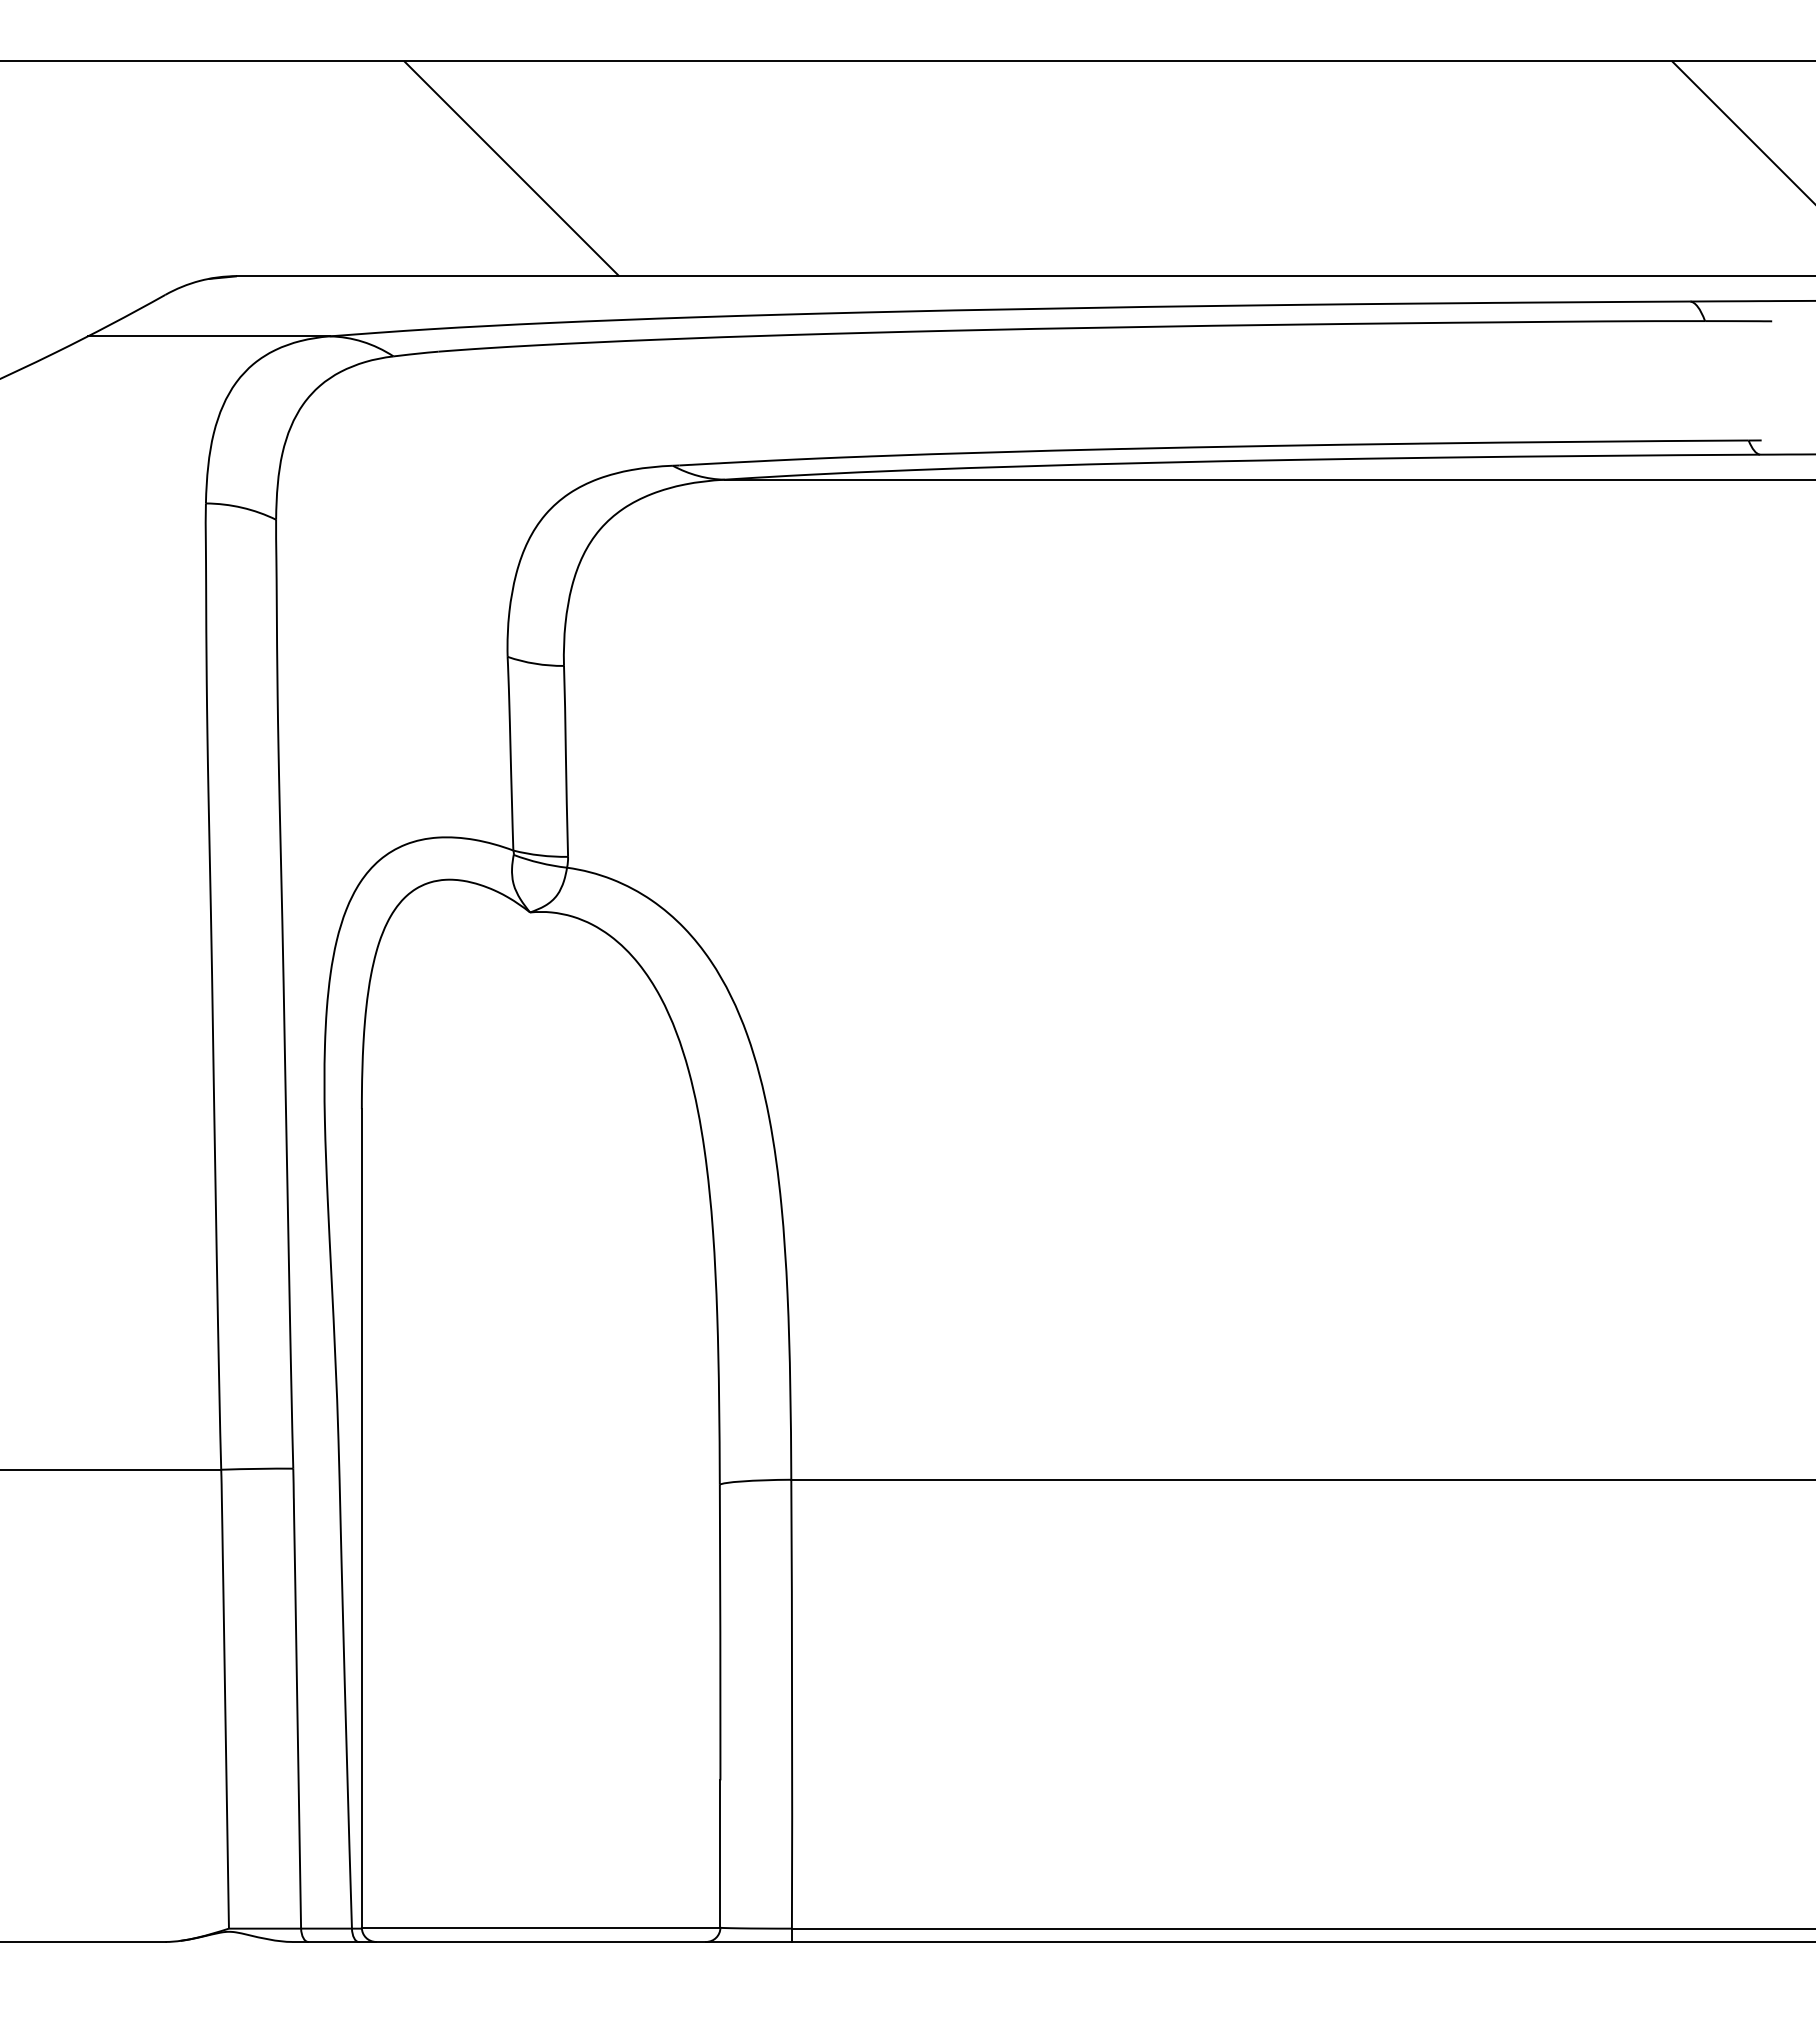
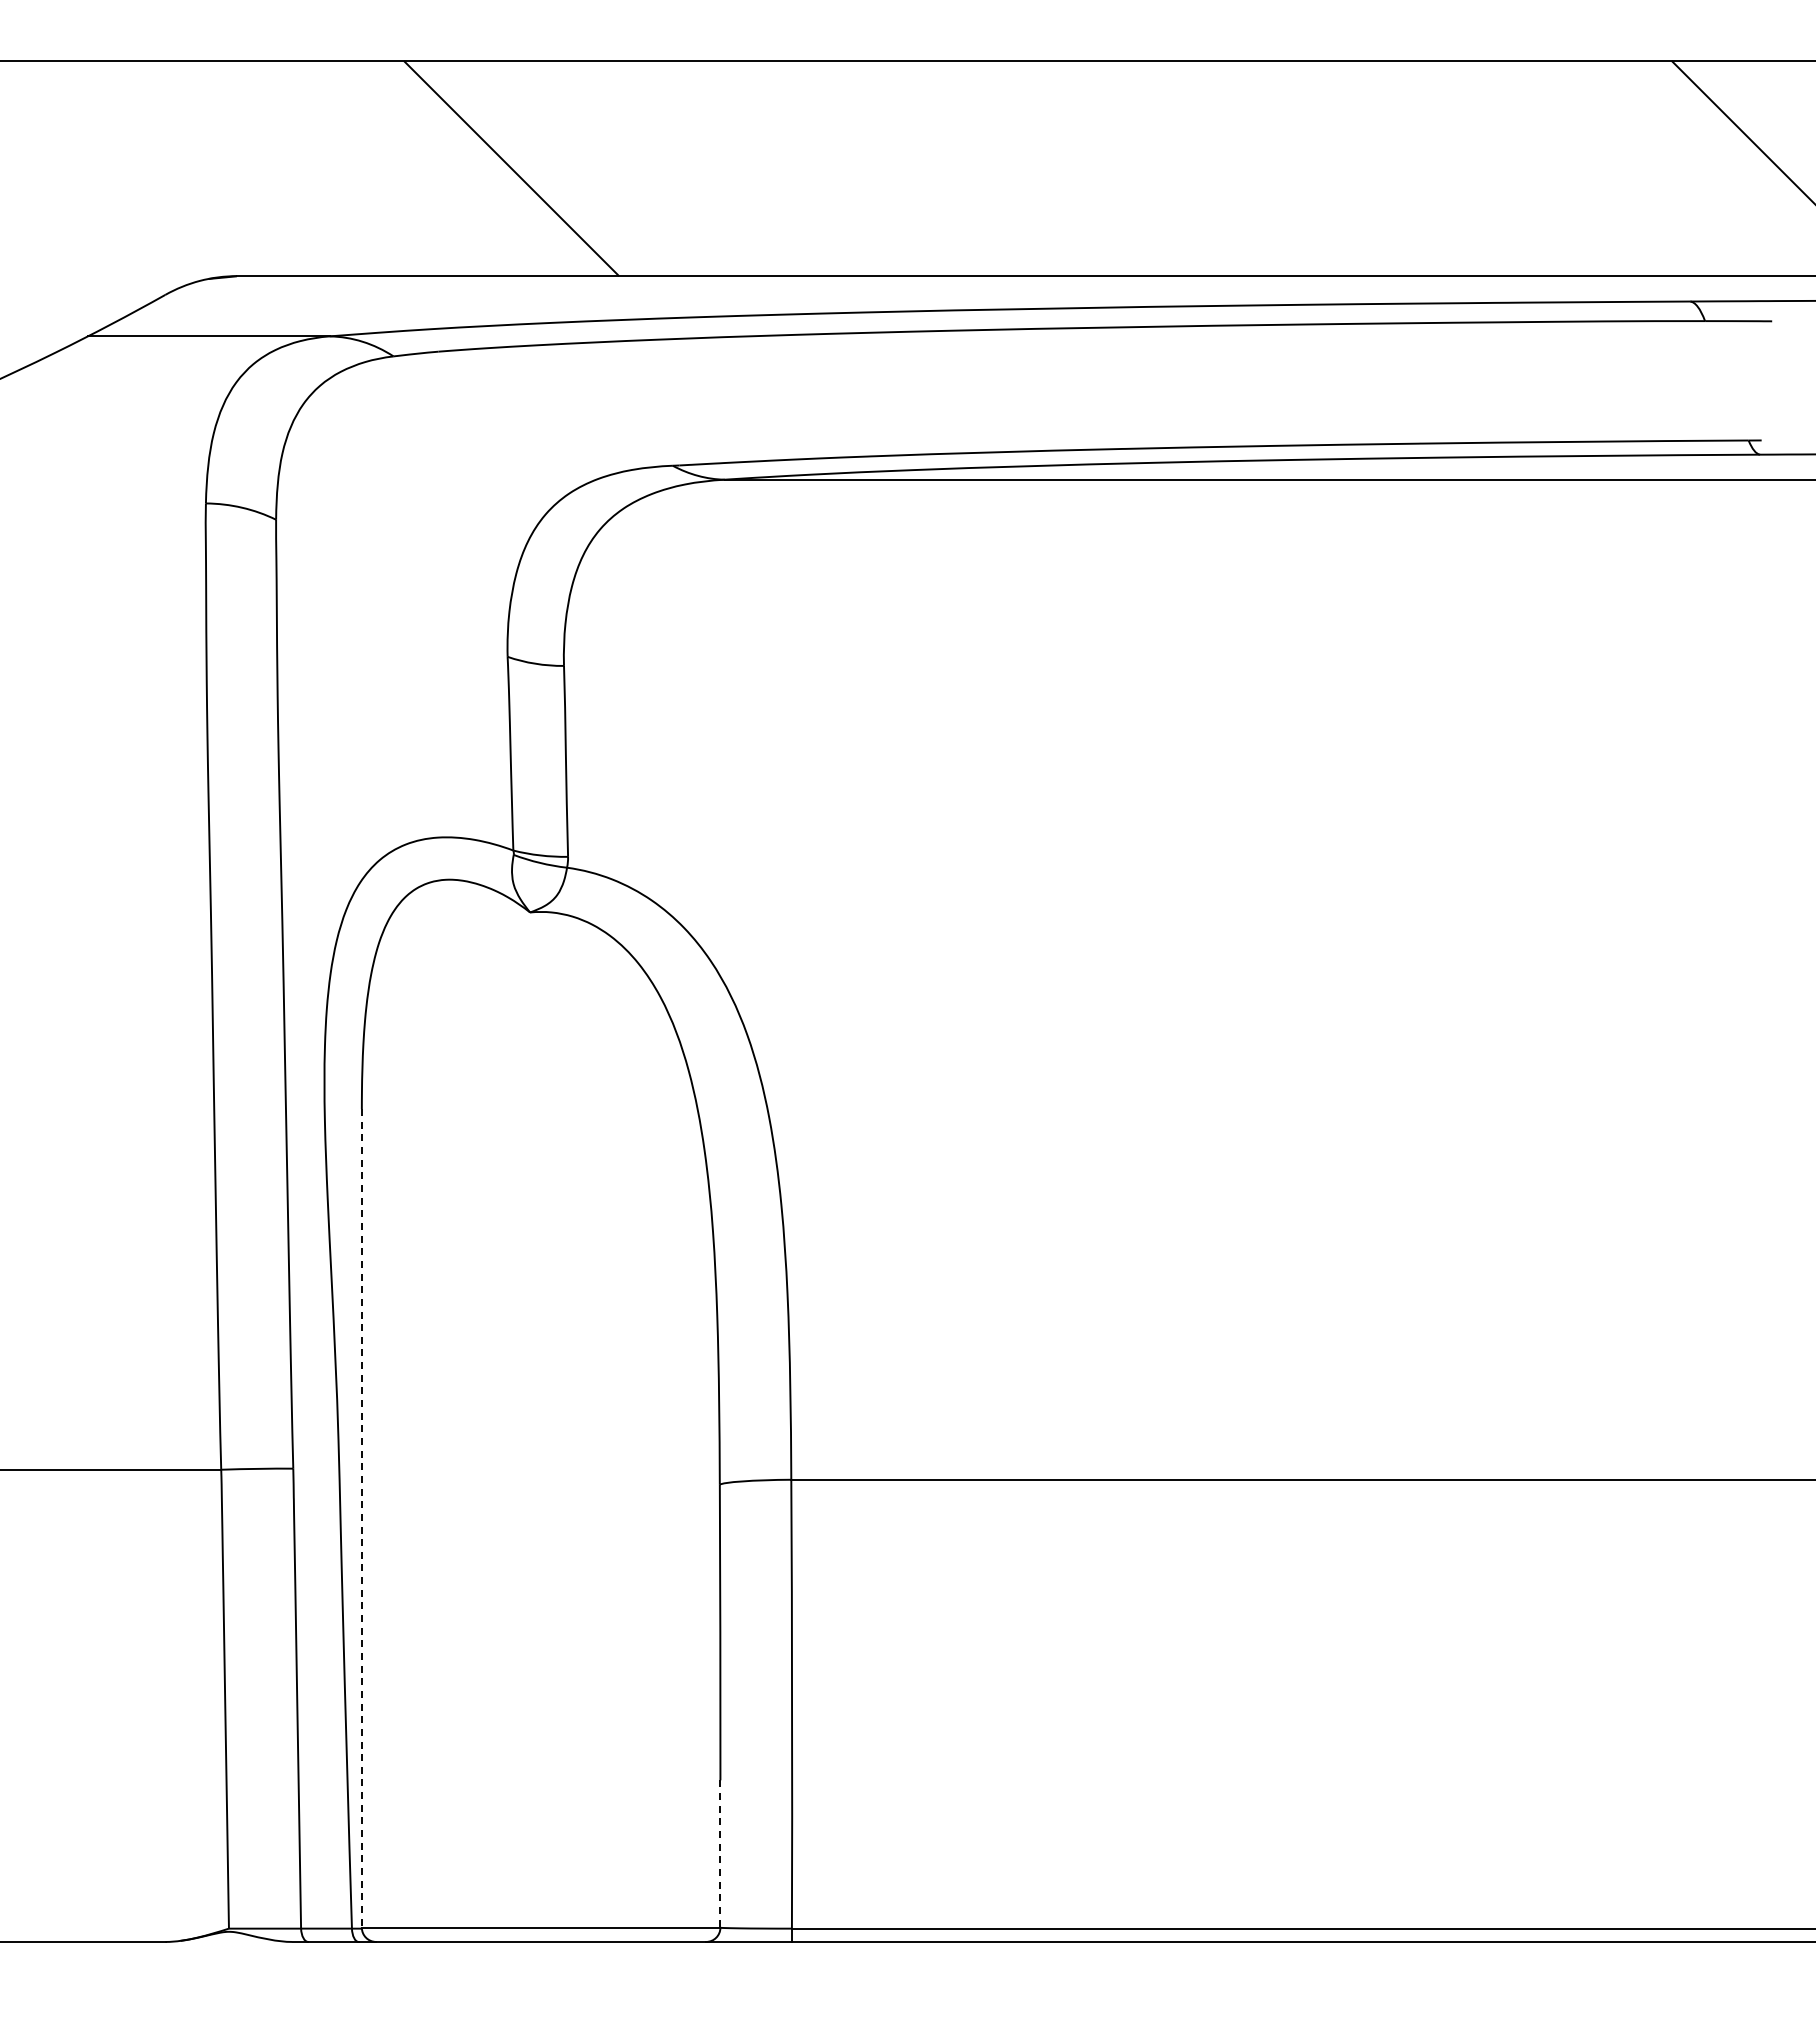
line: solid -> dashed (361, 1518)
line: solid -> dashed (720, 1854)
